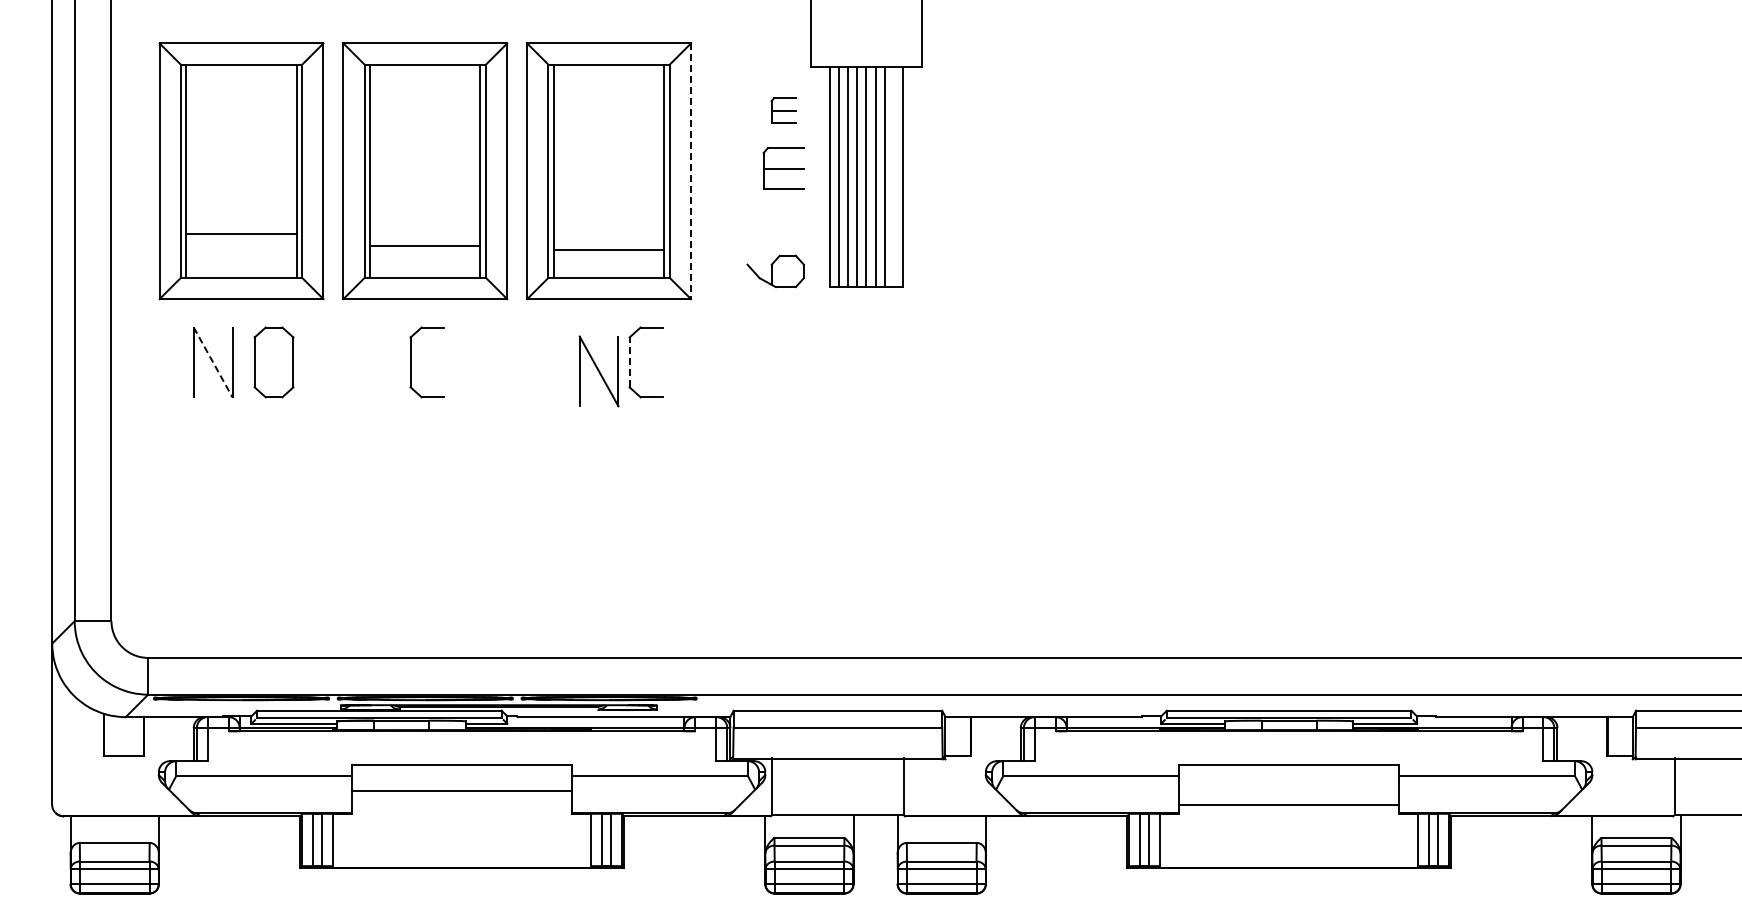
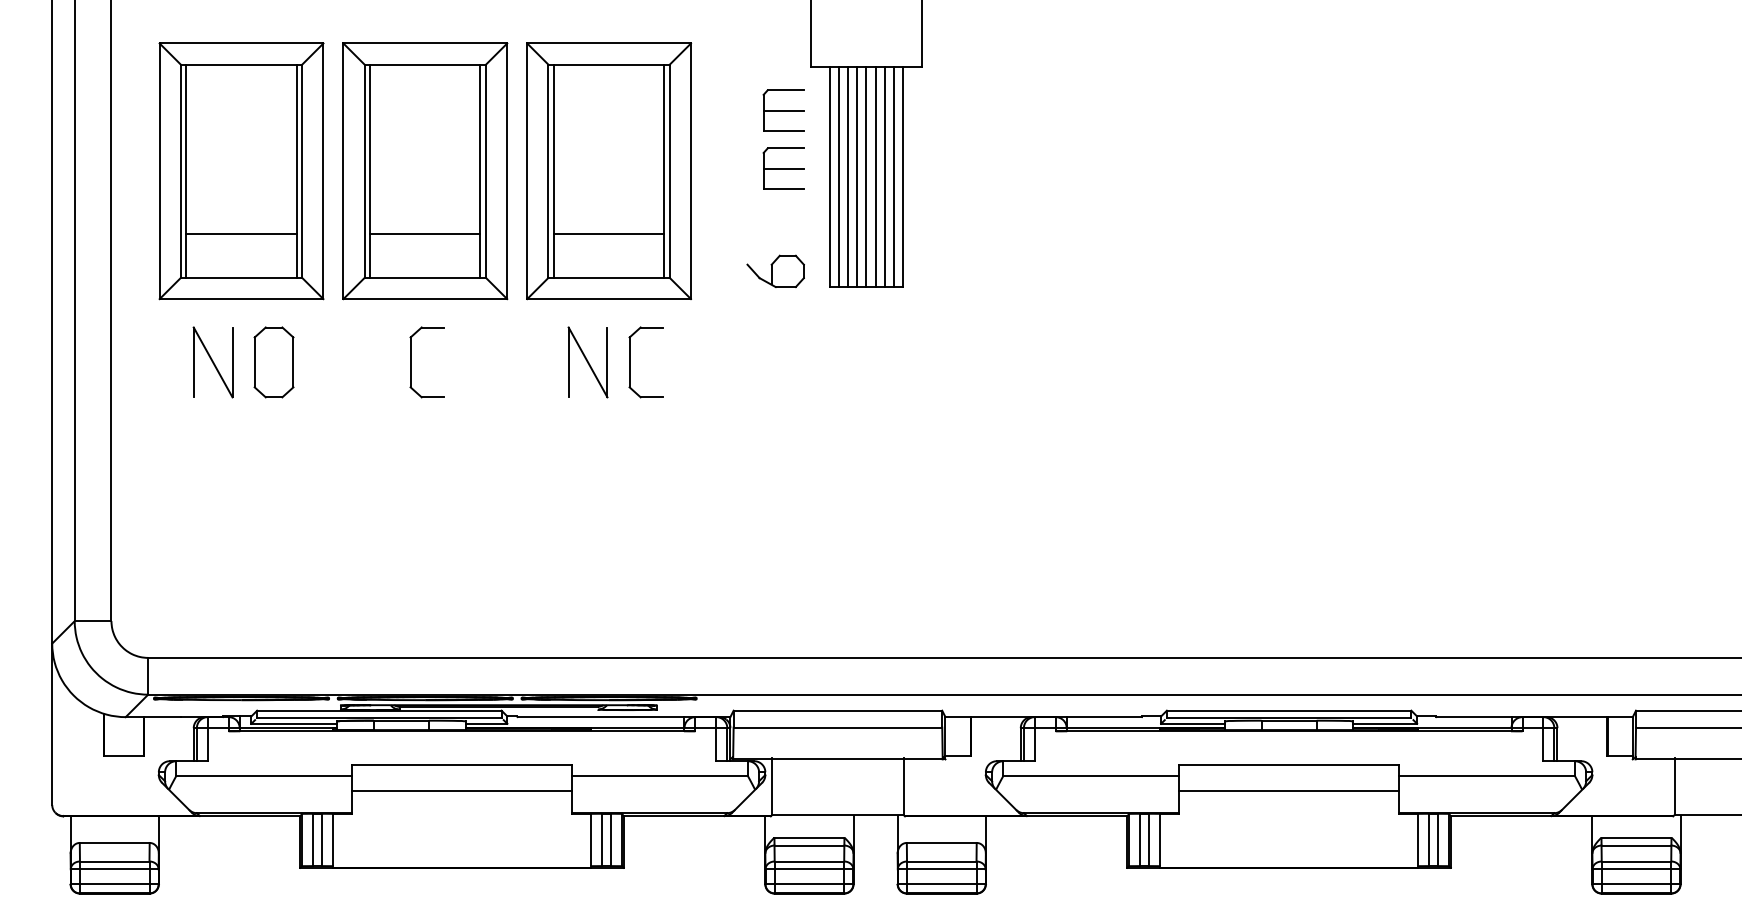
part size: 27x27 px -> 43x43 px (783, 110)
line: dashed -> solid (691, 171)
line: none -> present (893, 176)
line position: (425, 245) -> (425, 233) (425, 233)
line position: (608, 249) -> (608, 233) (608, 233)
line: dashed -> solid (213, 362)
line: dashed -> solid (629, 362)
part position: (598, 371) -> (587, 362) (587, 362)
line position: (1288, 804) -> (1288, 790) (1288, 790)
